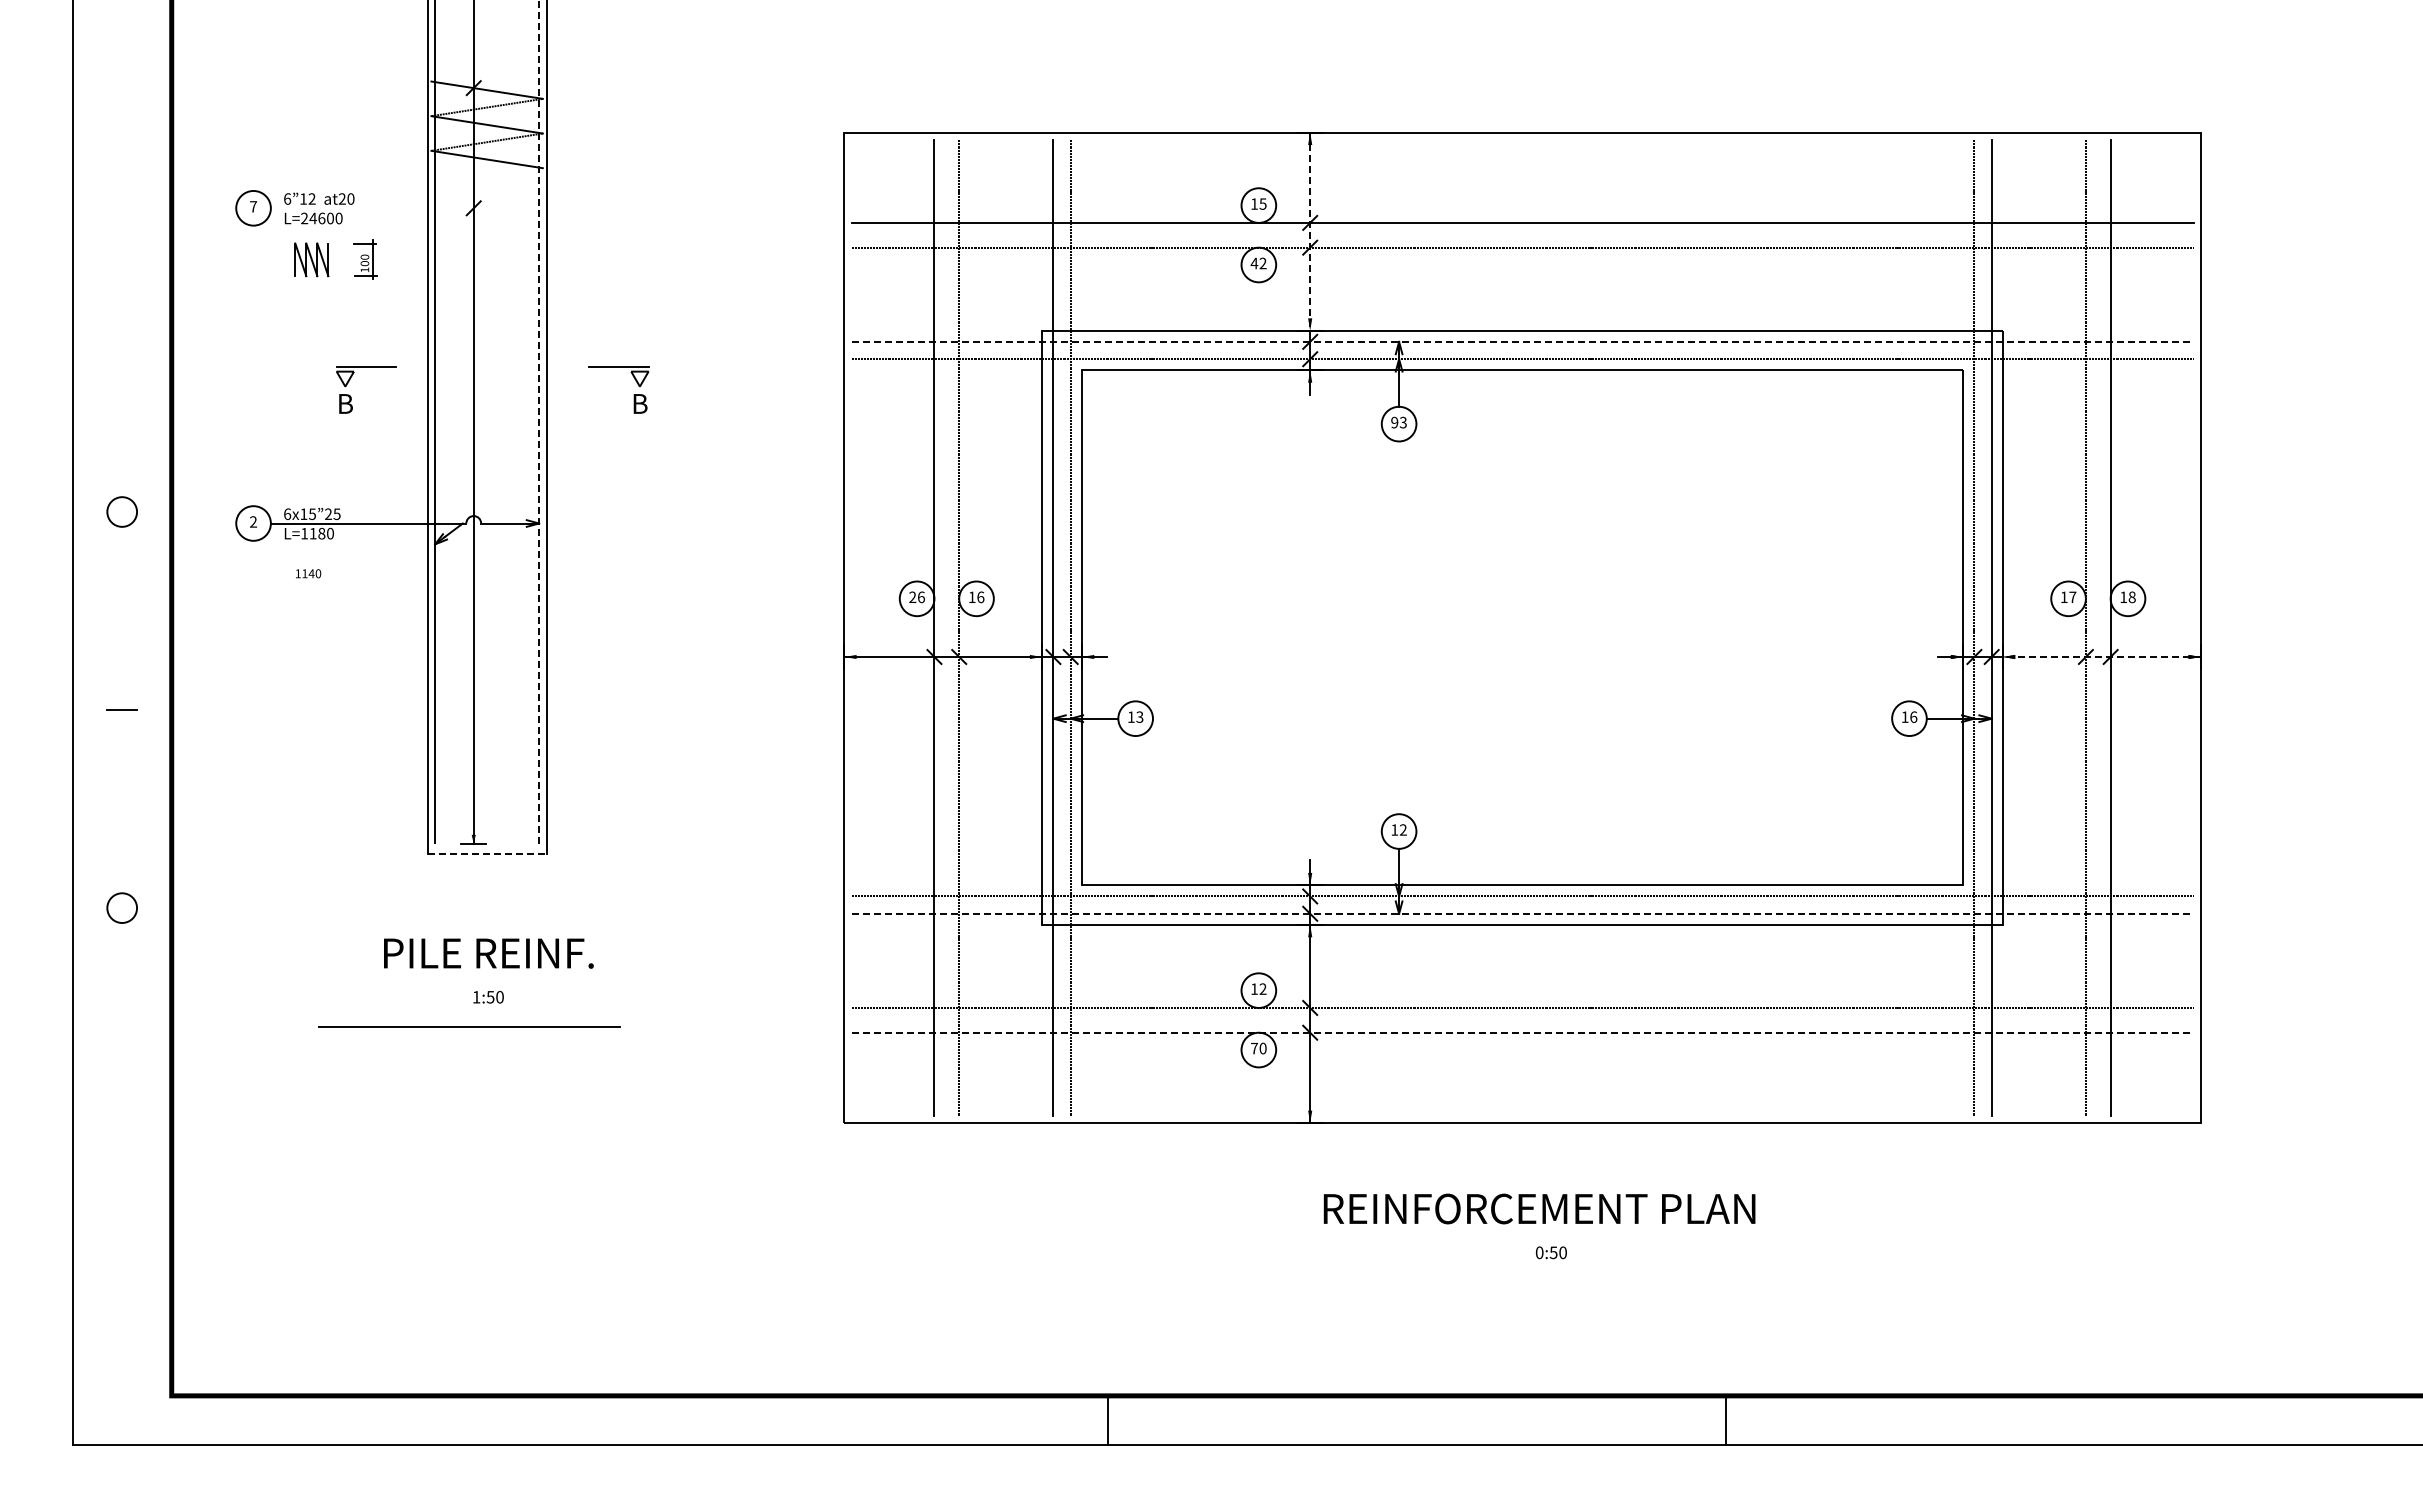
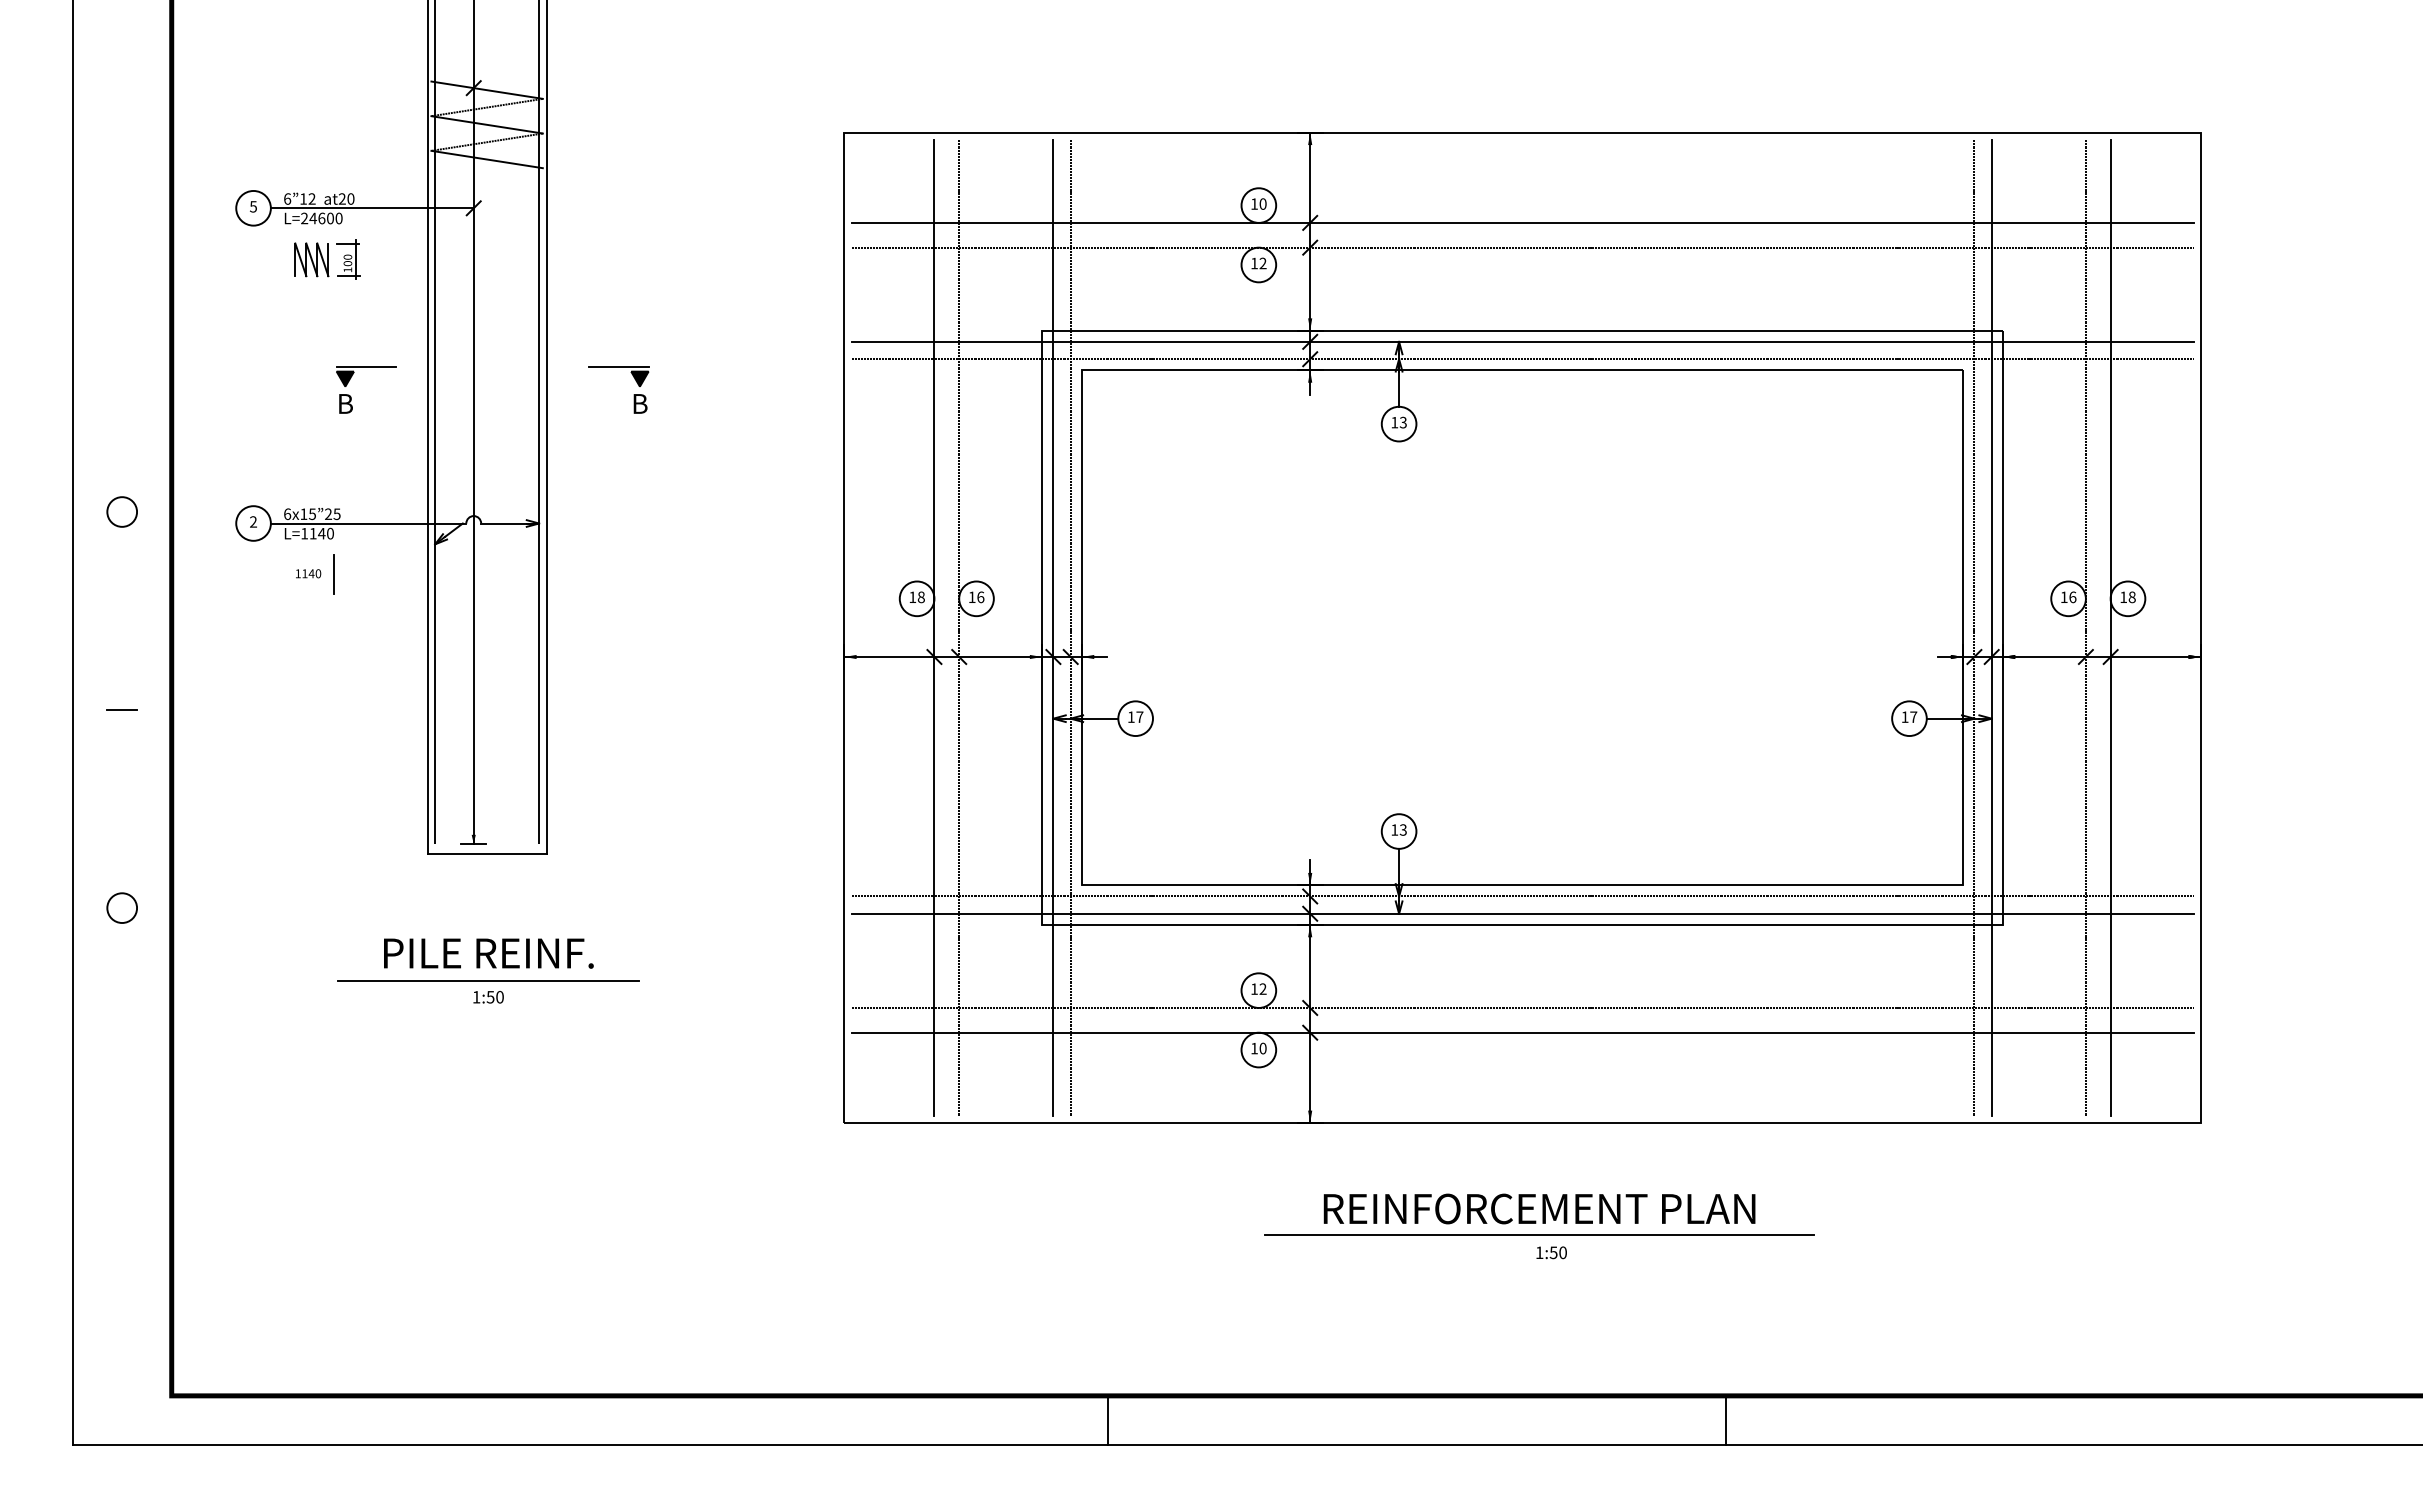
text: 15 -> 10 (1262, 203)
text: 7 -> 5 (253, 206)
line: none -> present (371, 208)
line: dashed -> solid (1310, 232)
part position: (365, 259) -> (348, 259) (348, 259)
text: 42 -> 12 (1254, 263)
line: dashed -> solid (1522, 341)
fill: none -> present (345, 378)
fill: none -> present (639, 378)
line: dashed -> solid (539, 422)
text: 93 -> 13 (1394, 422)
text: L=1180 -> L=1140 (321, 533)
line: none -> present (333, 574)
text: 26 -> 18 (916, 597)
text: 17 -> 16 (2072, 597)
line: dashed -> solid (2101, 657)
text: 13 -> 17 (1139, 716)
text: 16 -> 17 (1913, 716)
text: 12 -> 13 (1402, 830)
line: dashed -> solid (487, 853)
line: dashed -> solid (1522, 913)
line position: (469, 1026) -> (488, 980) (488, 980)
line: dashed -> solid (1522, 1032)
text: 70 -> 10 (1254, 1048)
line: none -> present (1539, 1234)
text: 0:50 -> 1:50 (1539, 1252)
